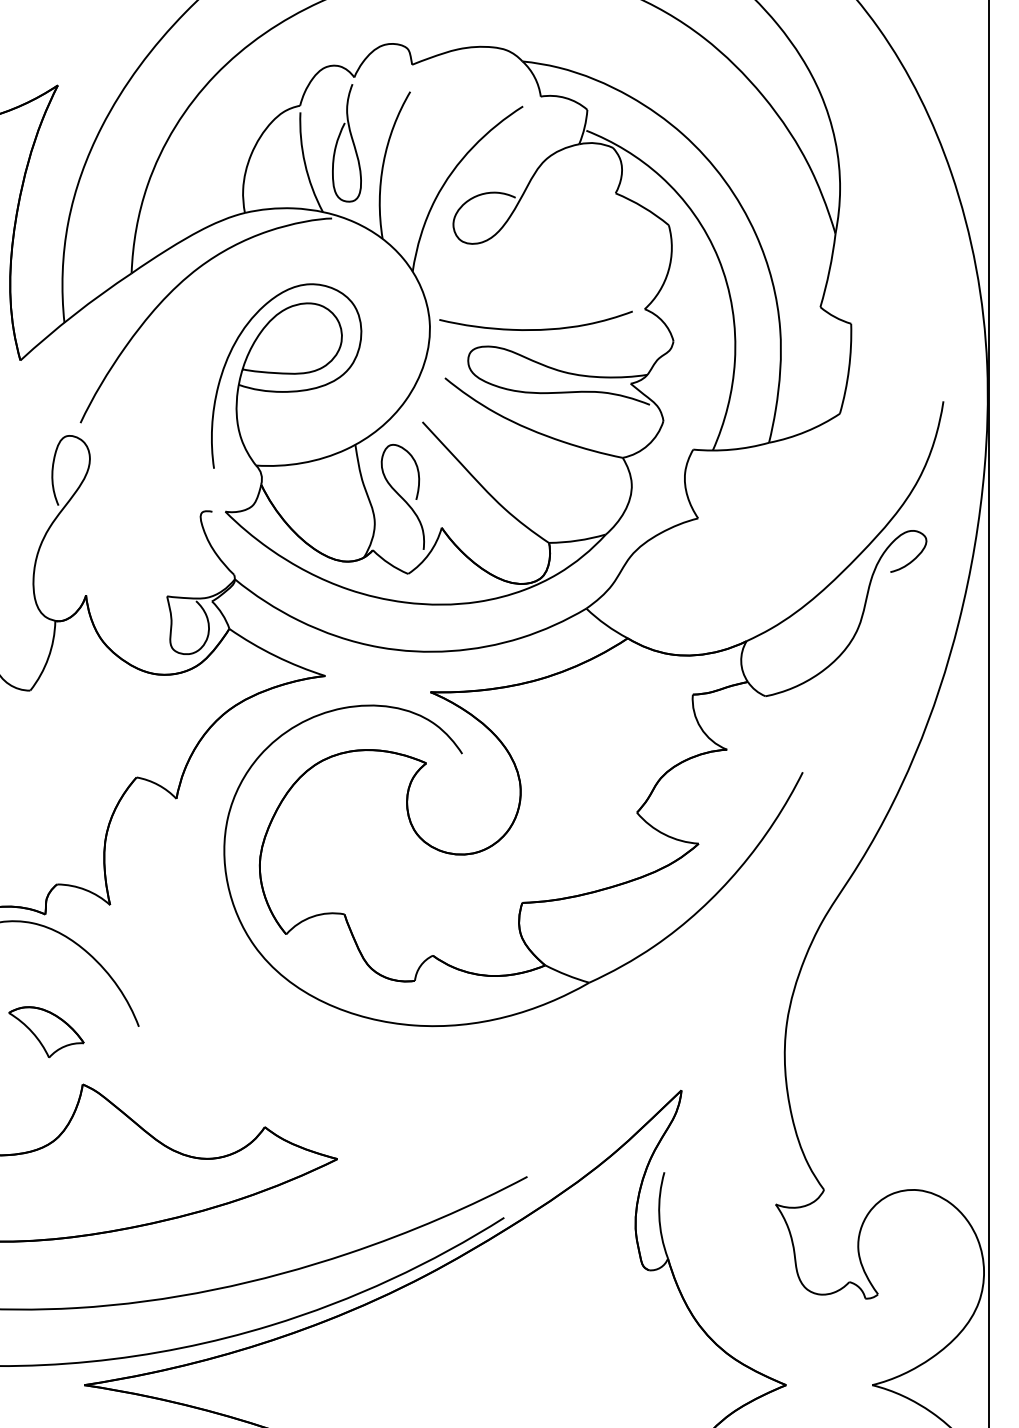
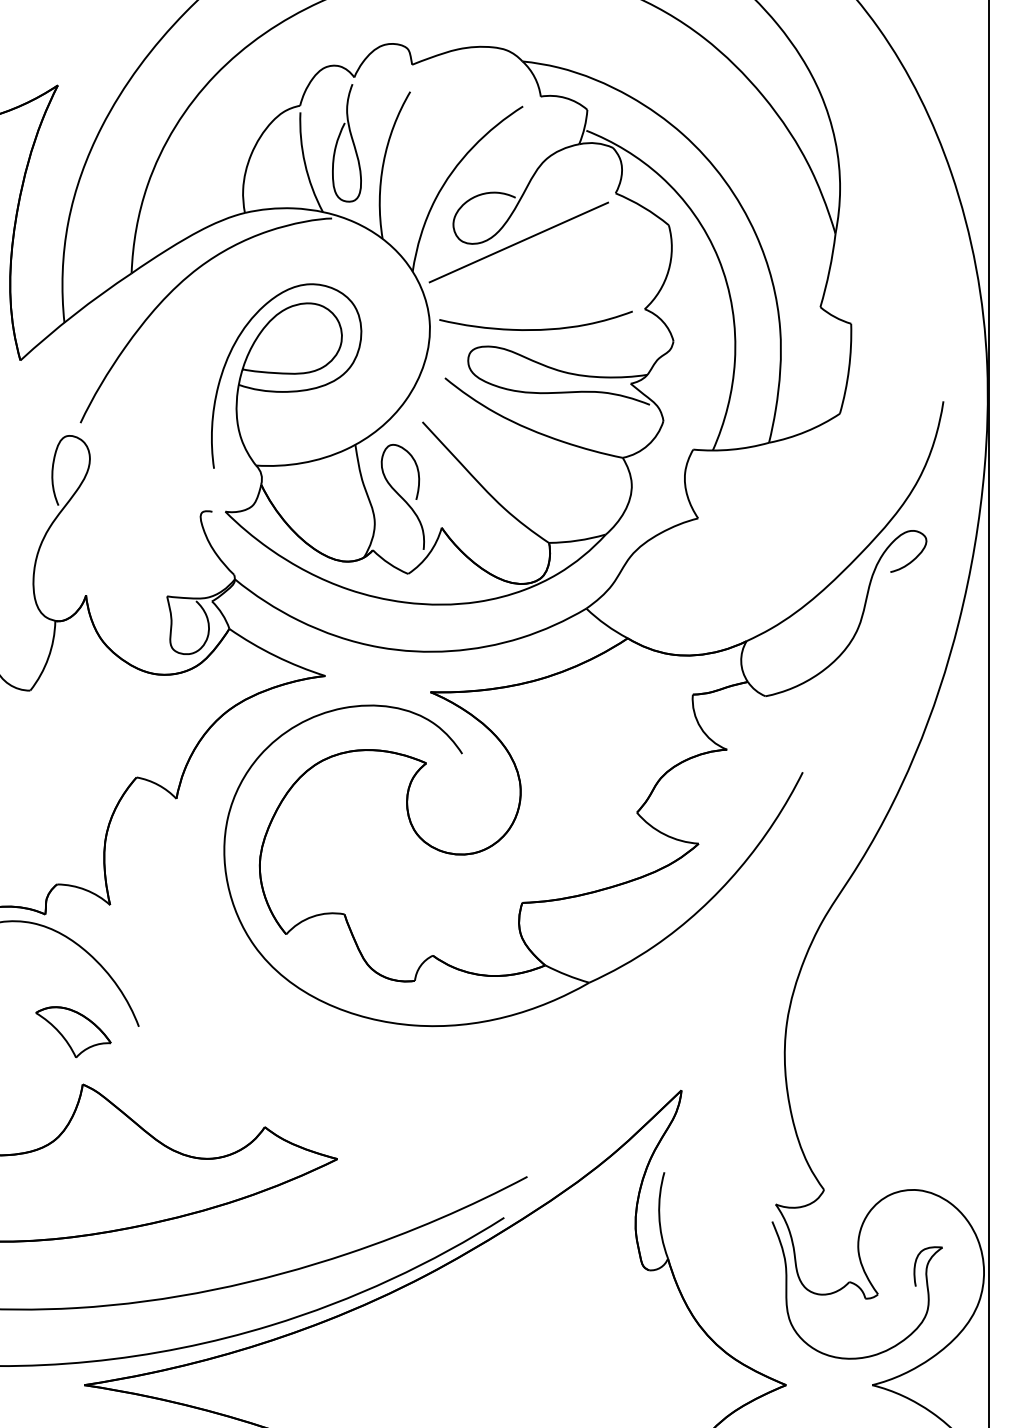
line: none -> present (518, 242)
part position: (46, 1032) -> (73, 1032) (73, 1032)
part: none -> present (913, 1279)
